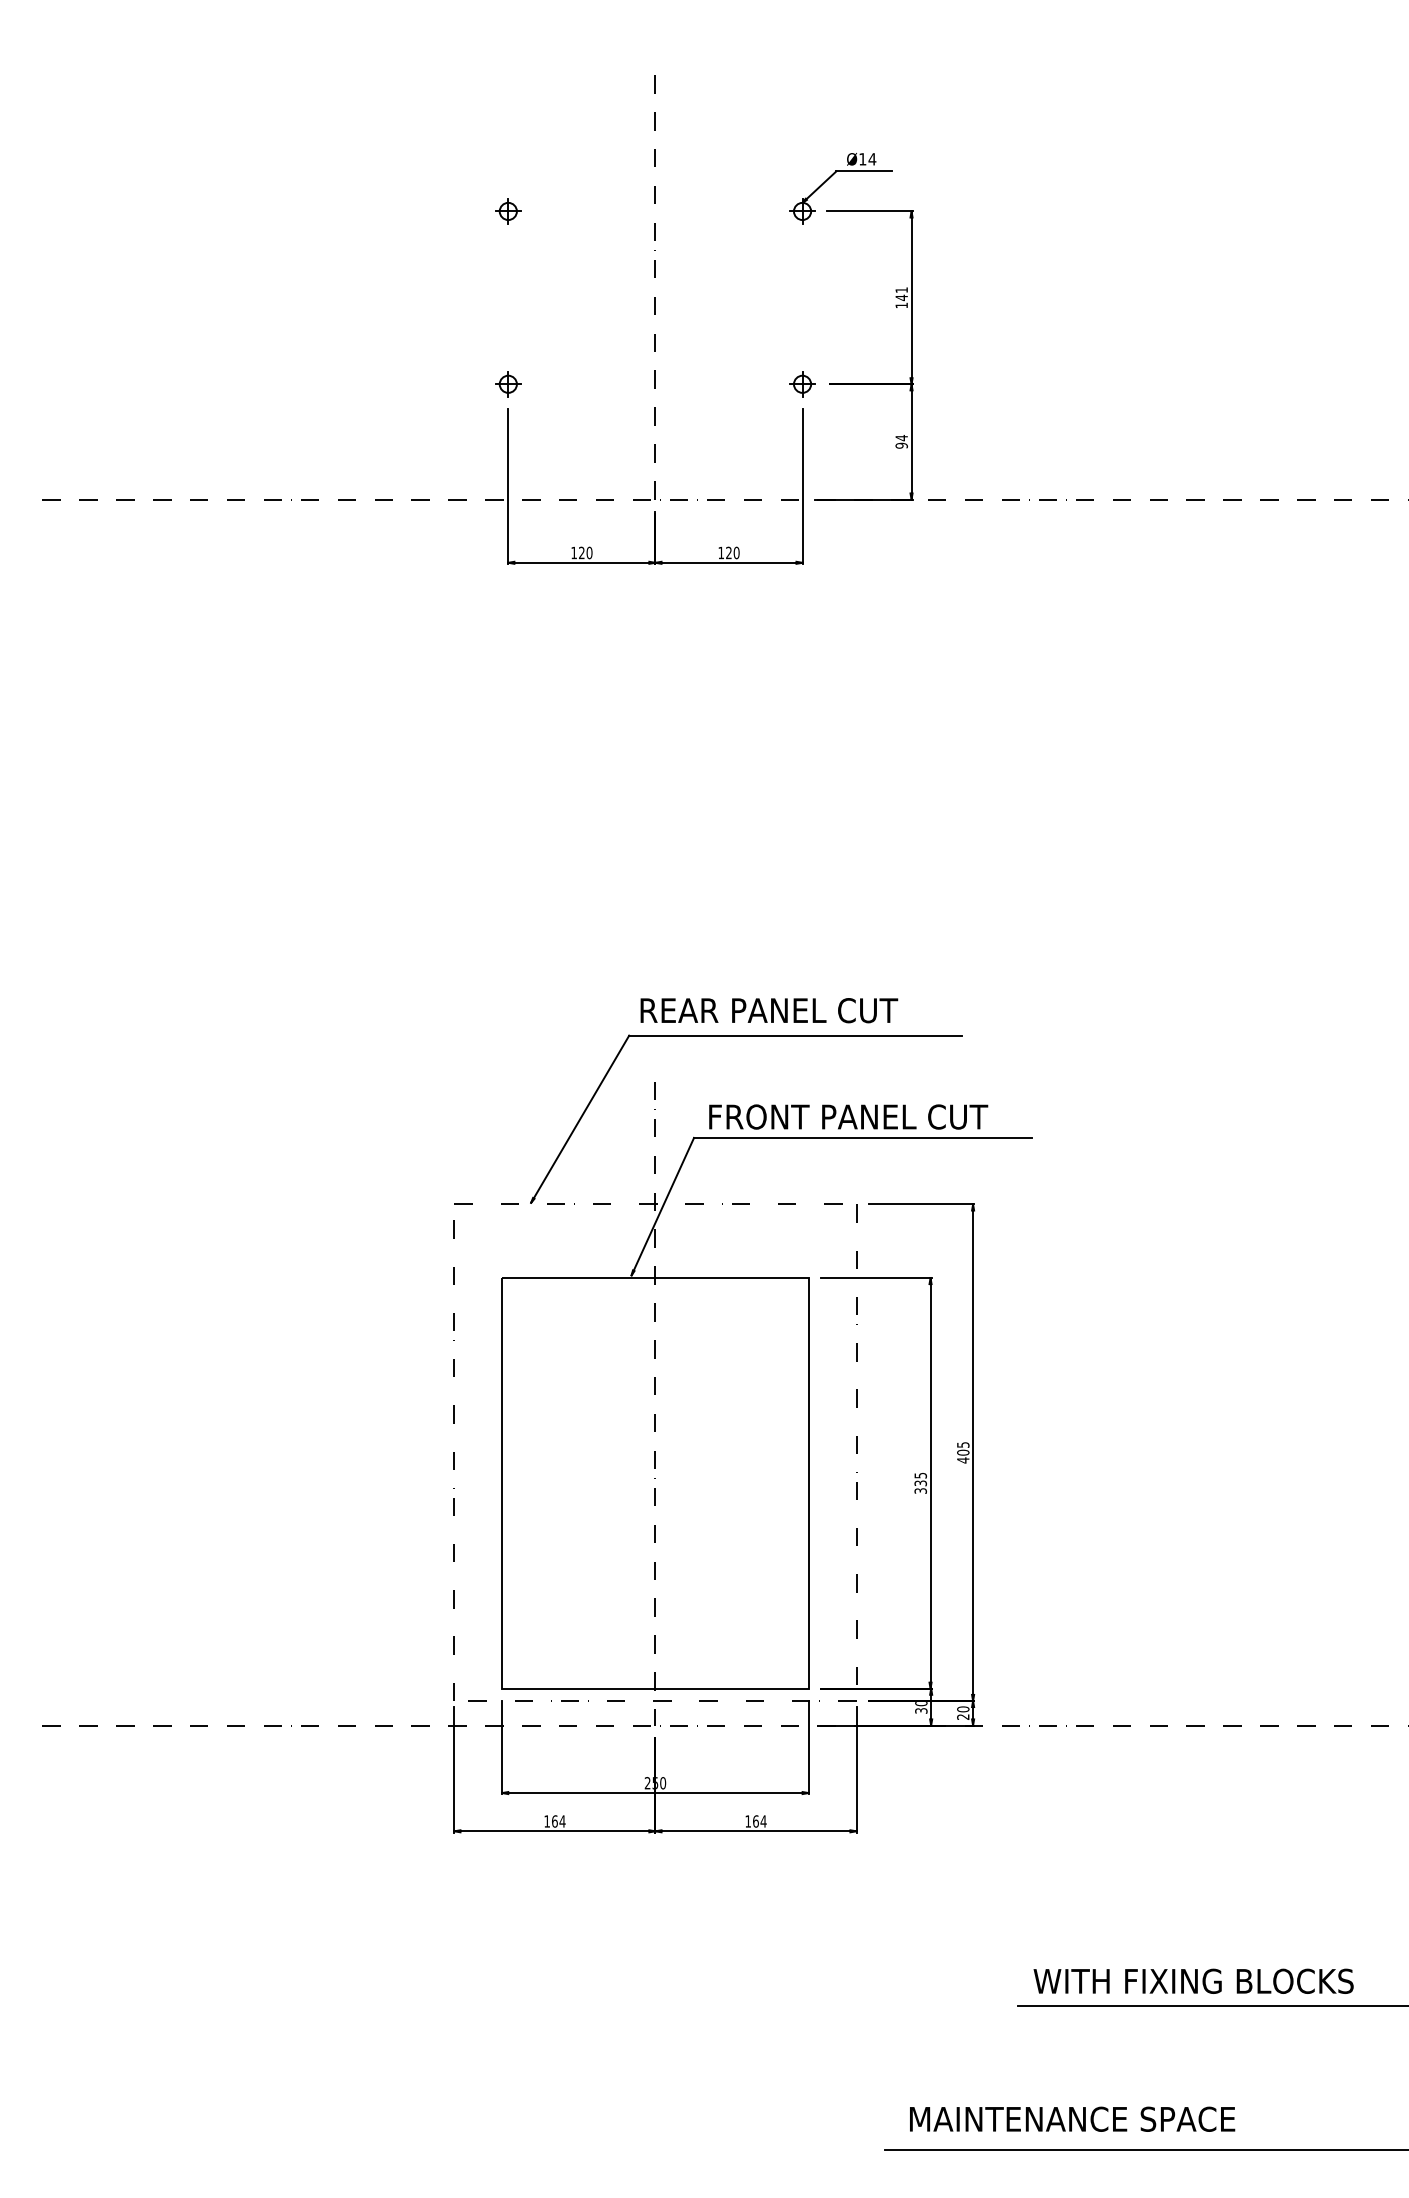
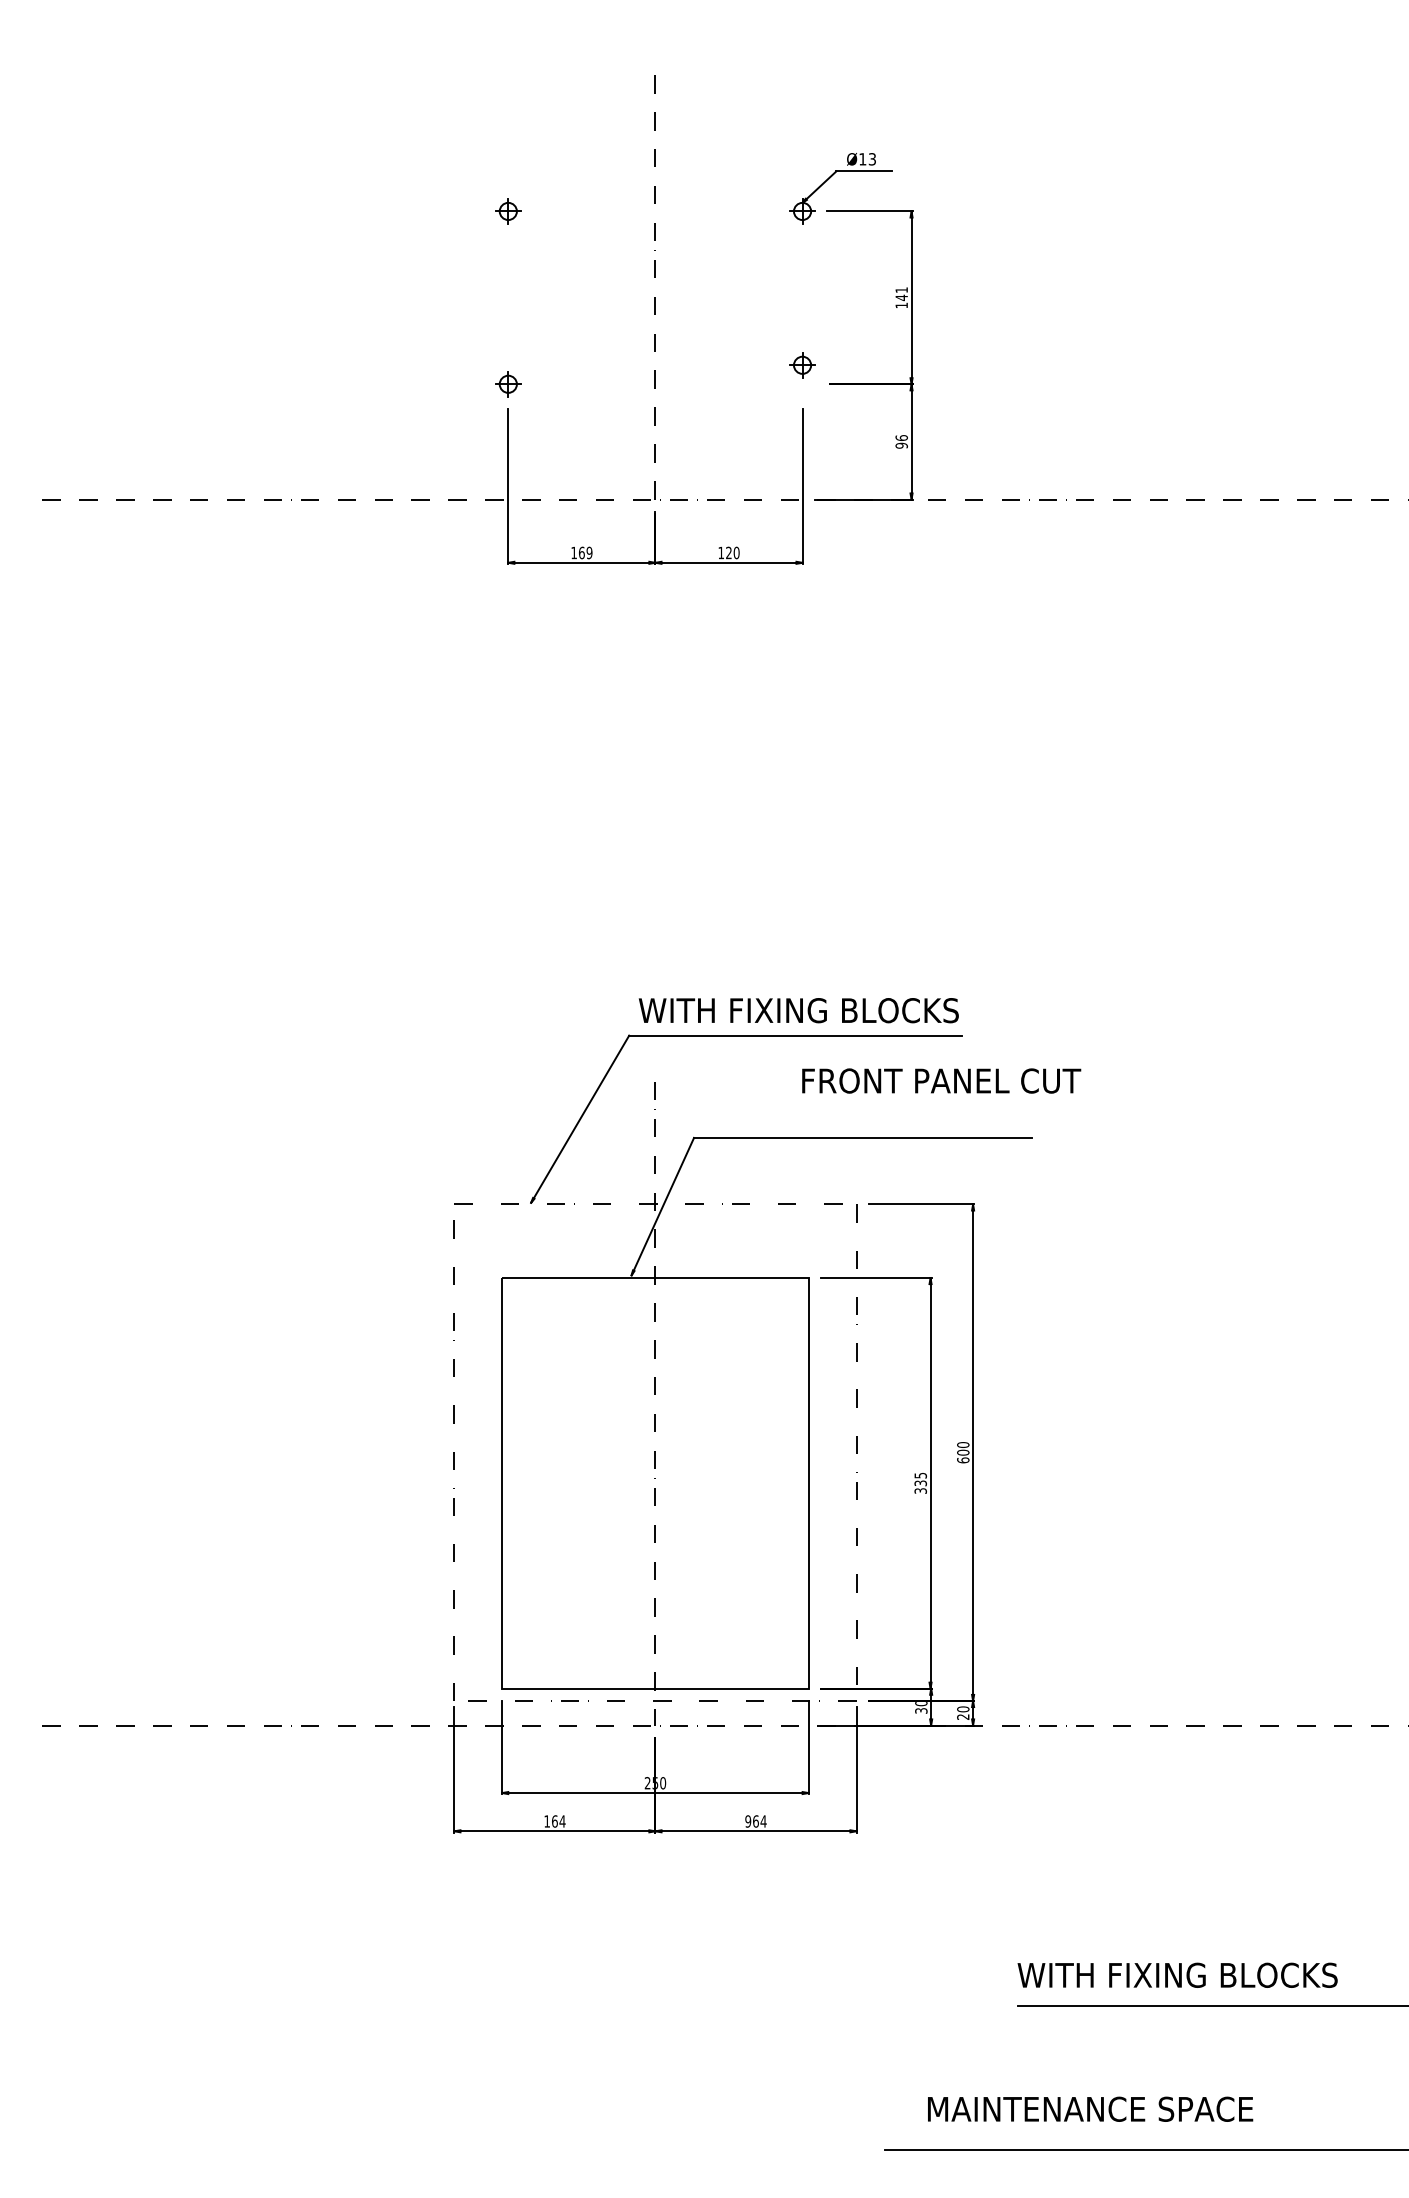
text: Ø14 -> Ø13 (872, 159)
part position: (802, 384) -> (802, 365) (802, 365)
text: 94 -> 96 (901, 438)
text: 120 -> 169 (585, 552)
text: REAR PANEL CUT -> WITH FIXING BLOCKS (798, 1010)
text position: (848, 1116) -> (941, 1080) (941, 1080)
text: 405 -> 600 (963, 1452)
text: 164 -> 964 (748, 1821)
text position: (1193, 1980) -> (1177, 1974) (1177, 1974)
text position: (1072, 2118) -> (1090, 2108) (1090, 2108)
